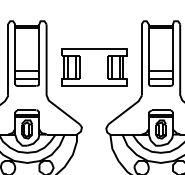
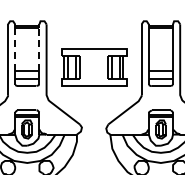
line: solid -> dashed (39, 49)
line: solid -> dashed (15, 50)
